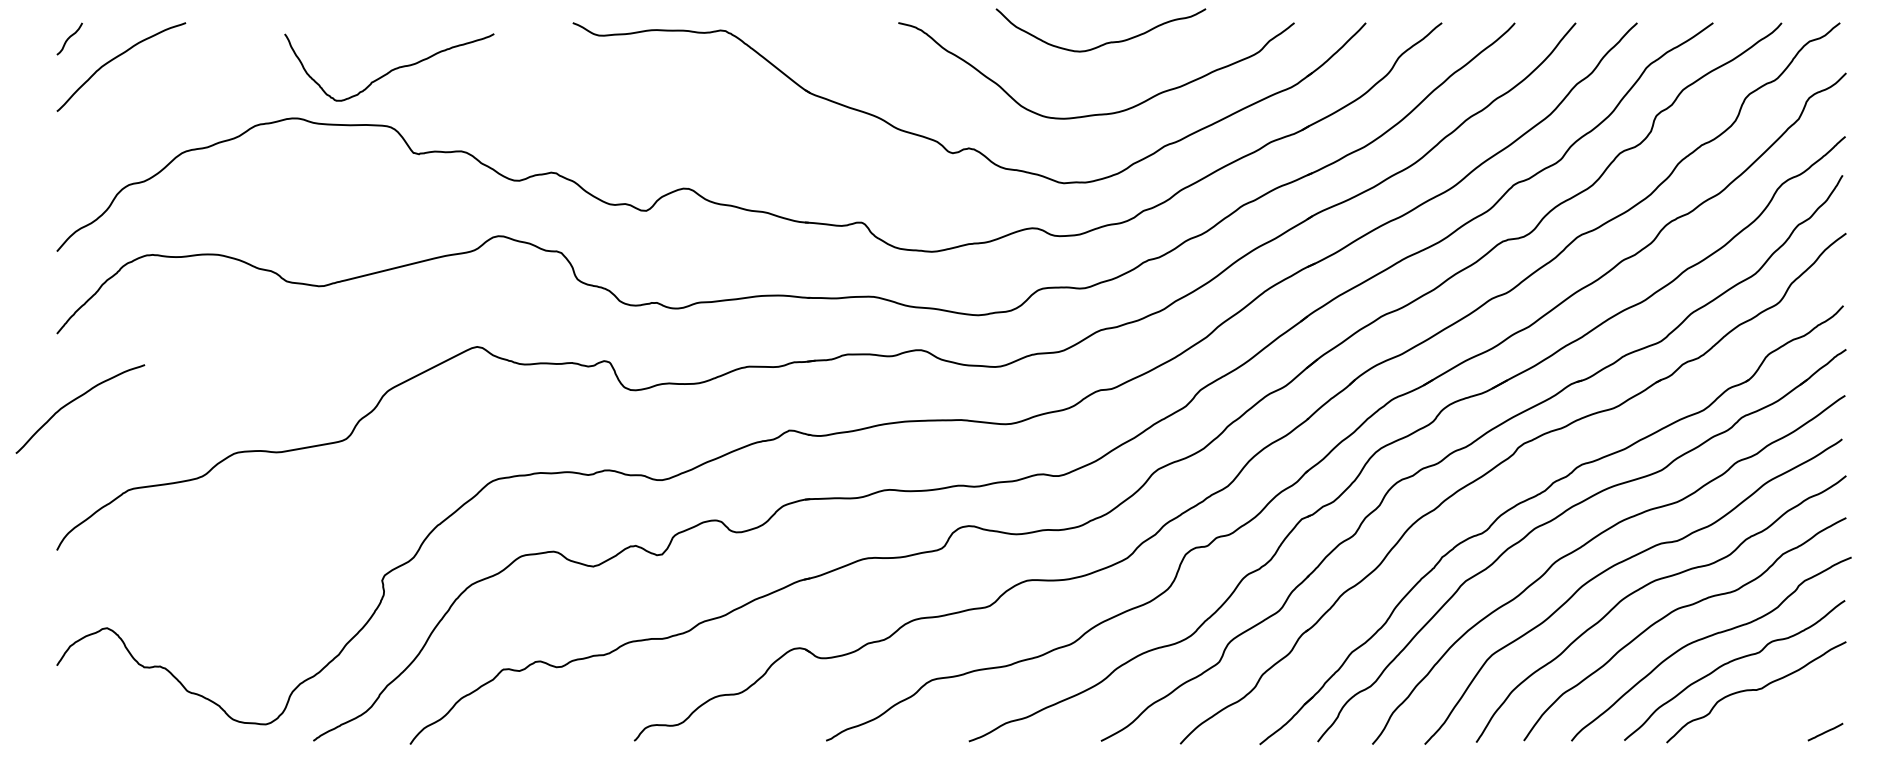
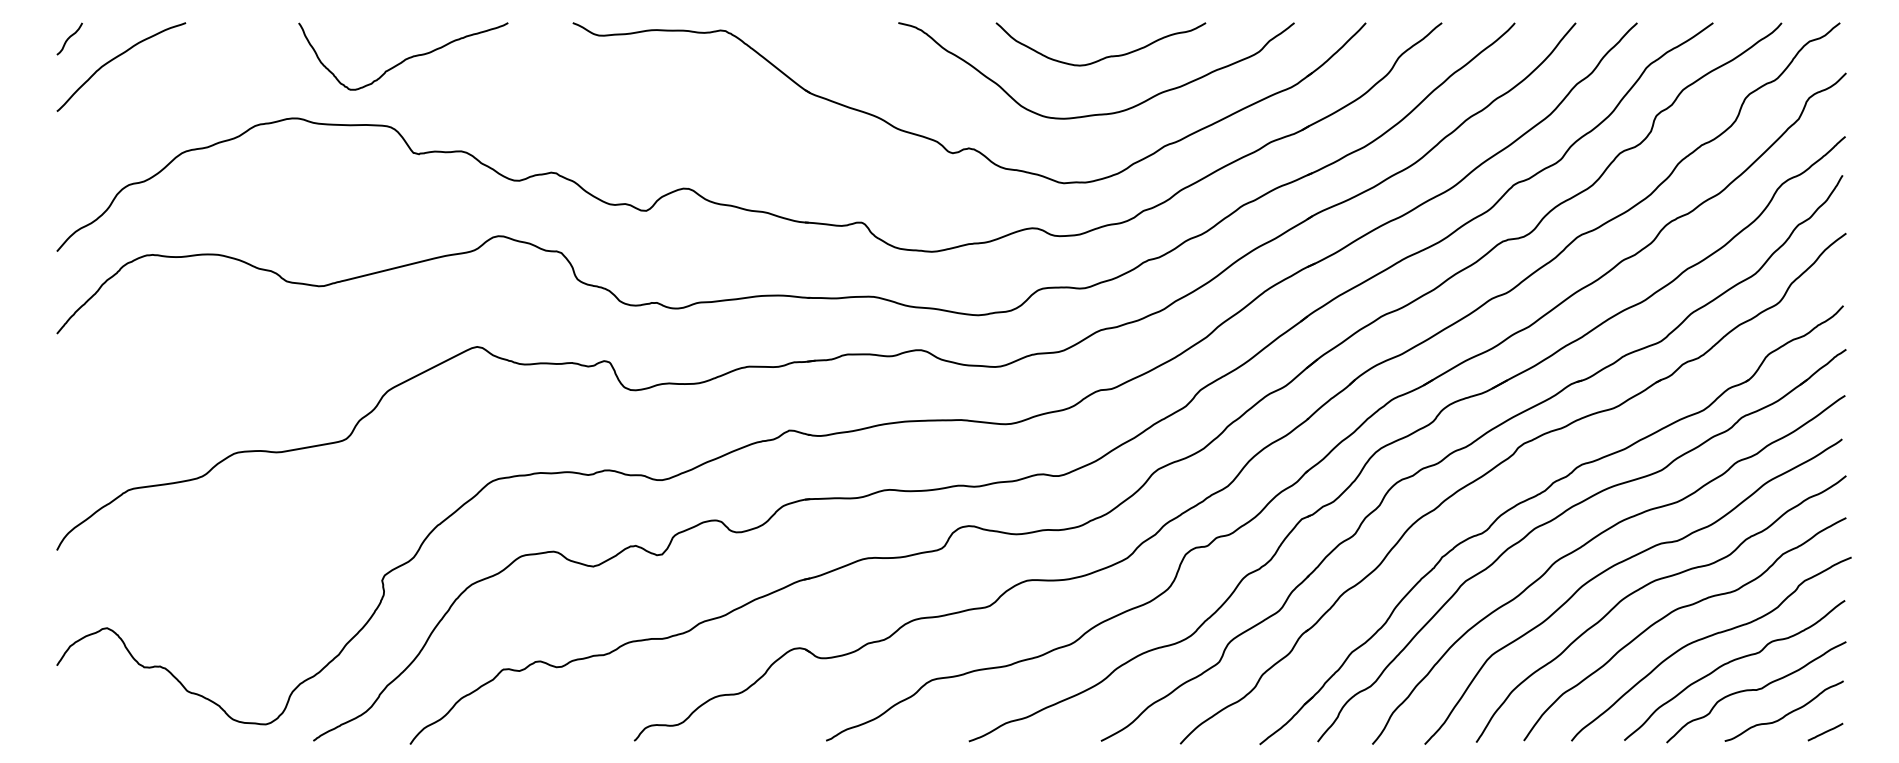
curve position: (1105, 42) -> (1105, 56) (1105, 56)
curve position: (391, 69) -> (405, 58) (405, 58)
curve: present -> none (75, 400)
curve: none -> present (1785, 714)
